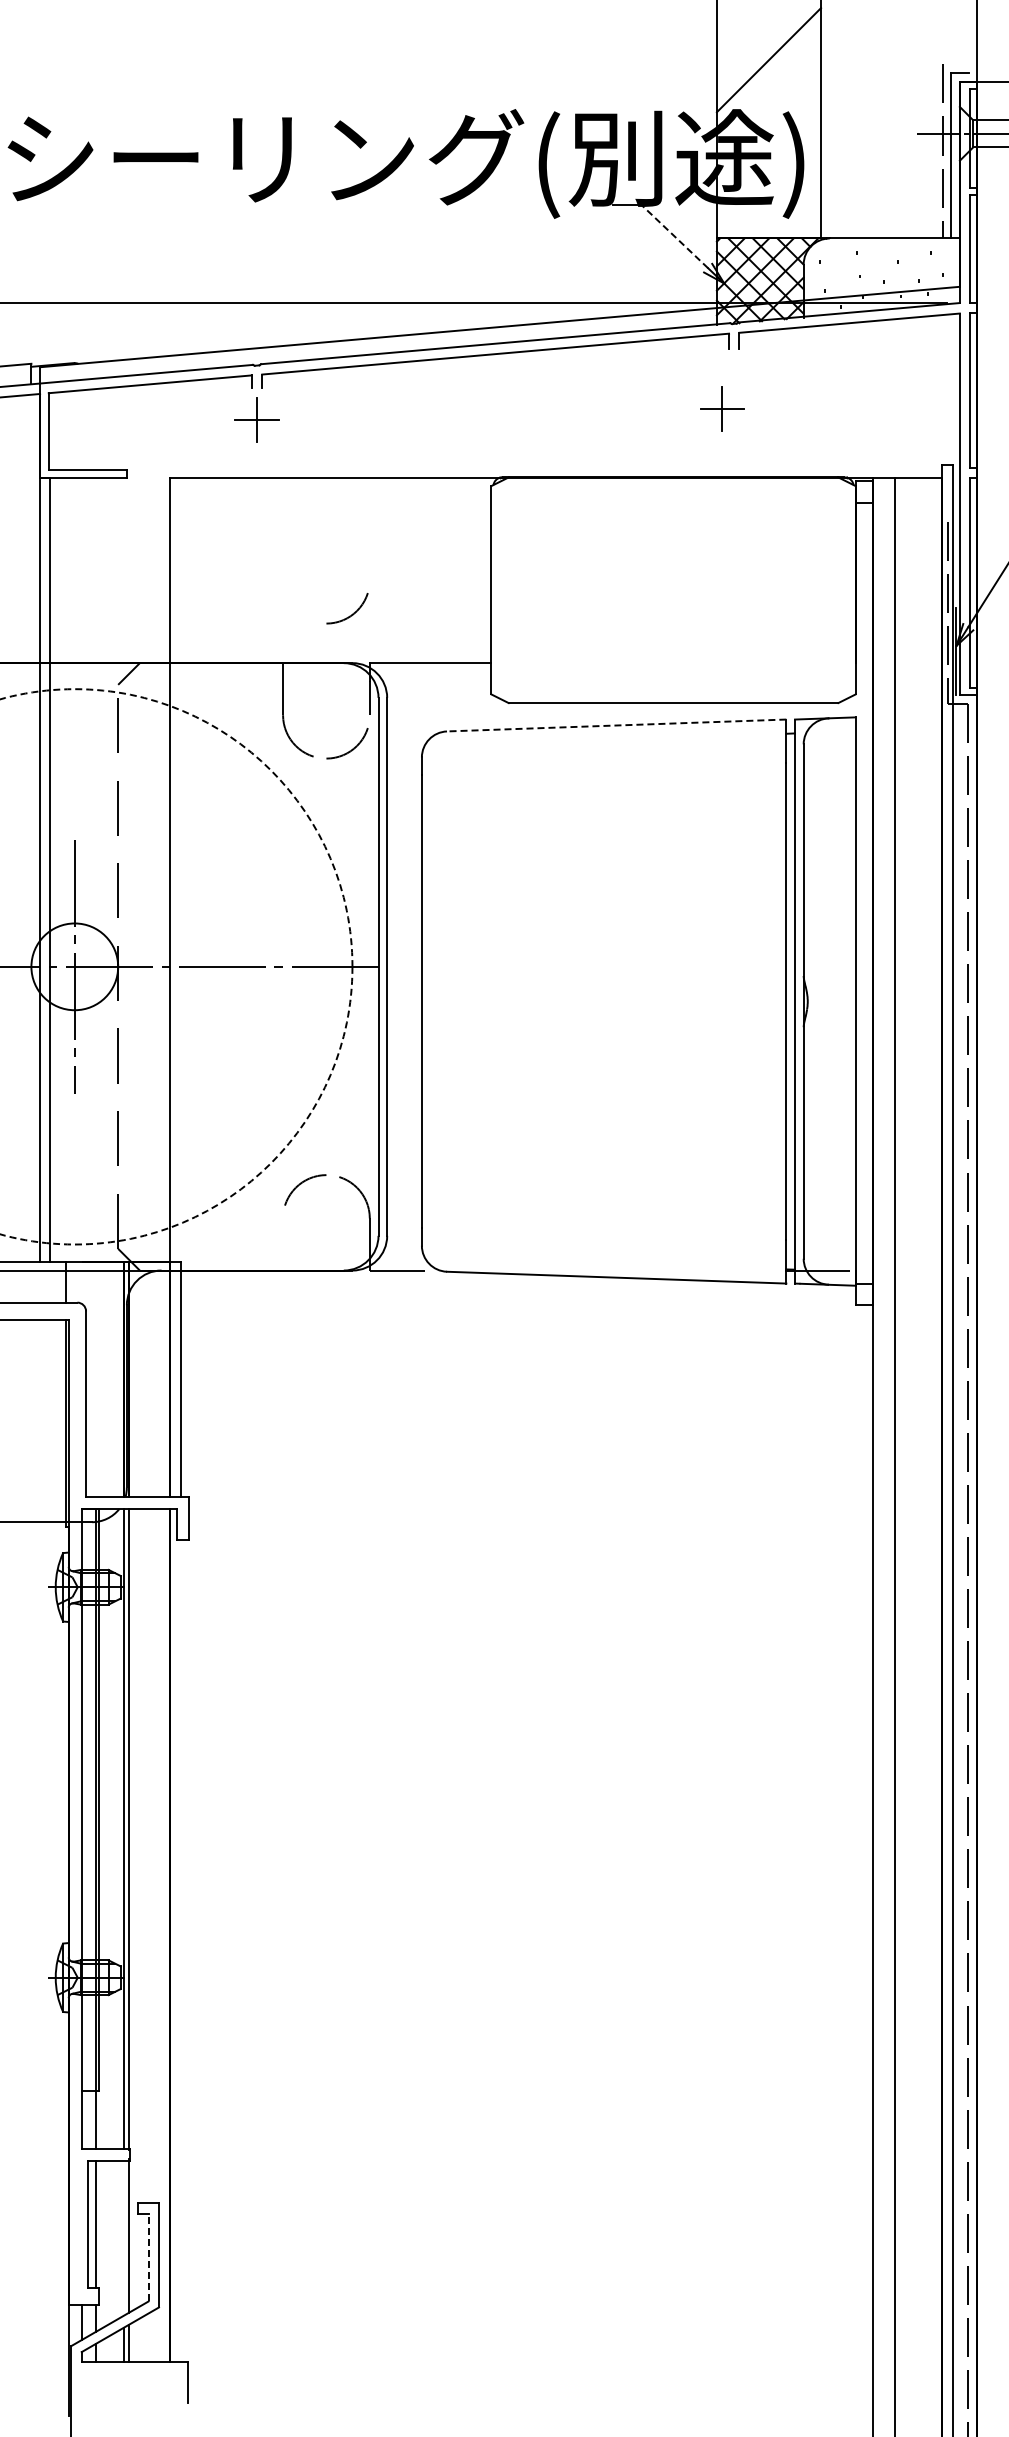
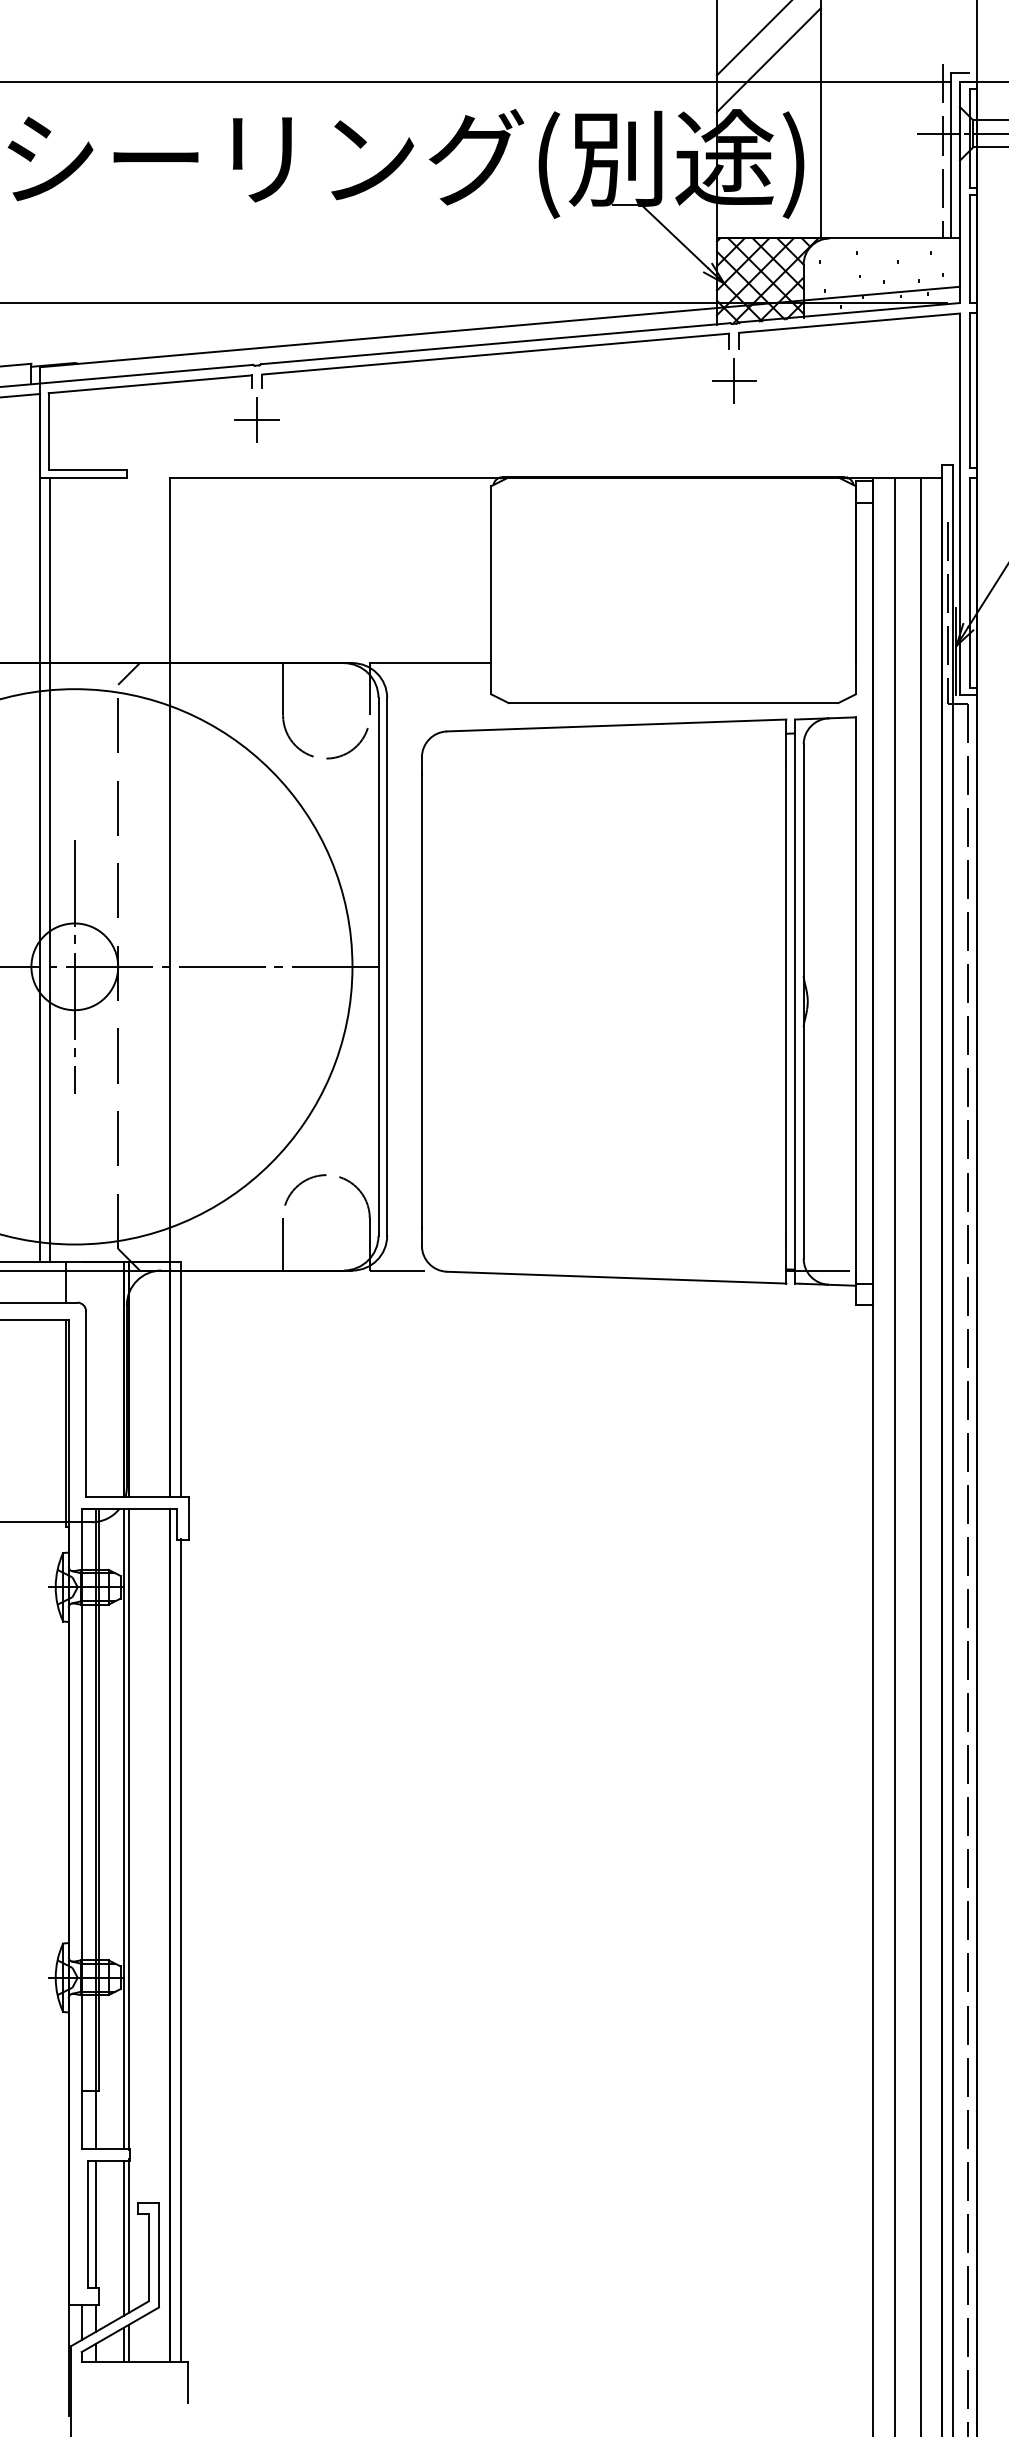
line: none -> present (752, 38)
line: none -> present (476, 81)
line: dashed -> solid (674, 236)
part position: (722, 408) -> (734, 380) (734, 380)
arc: present -> none (352, 613)
line: dashed -> solid (616, 725)
circle: dashed -> solid (176, 966)
line: none -> present (283, 1244)
line: none -> present (920, 1455)
line: none -> present (180, 1950)
line: none -> present (124, 2237)
line: dashed -> solid (148, 2257)
